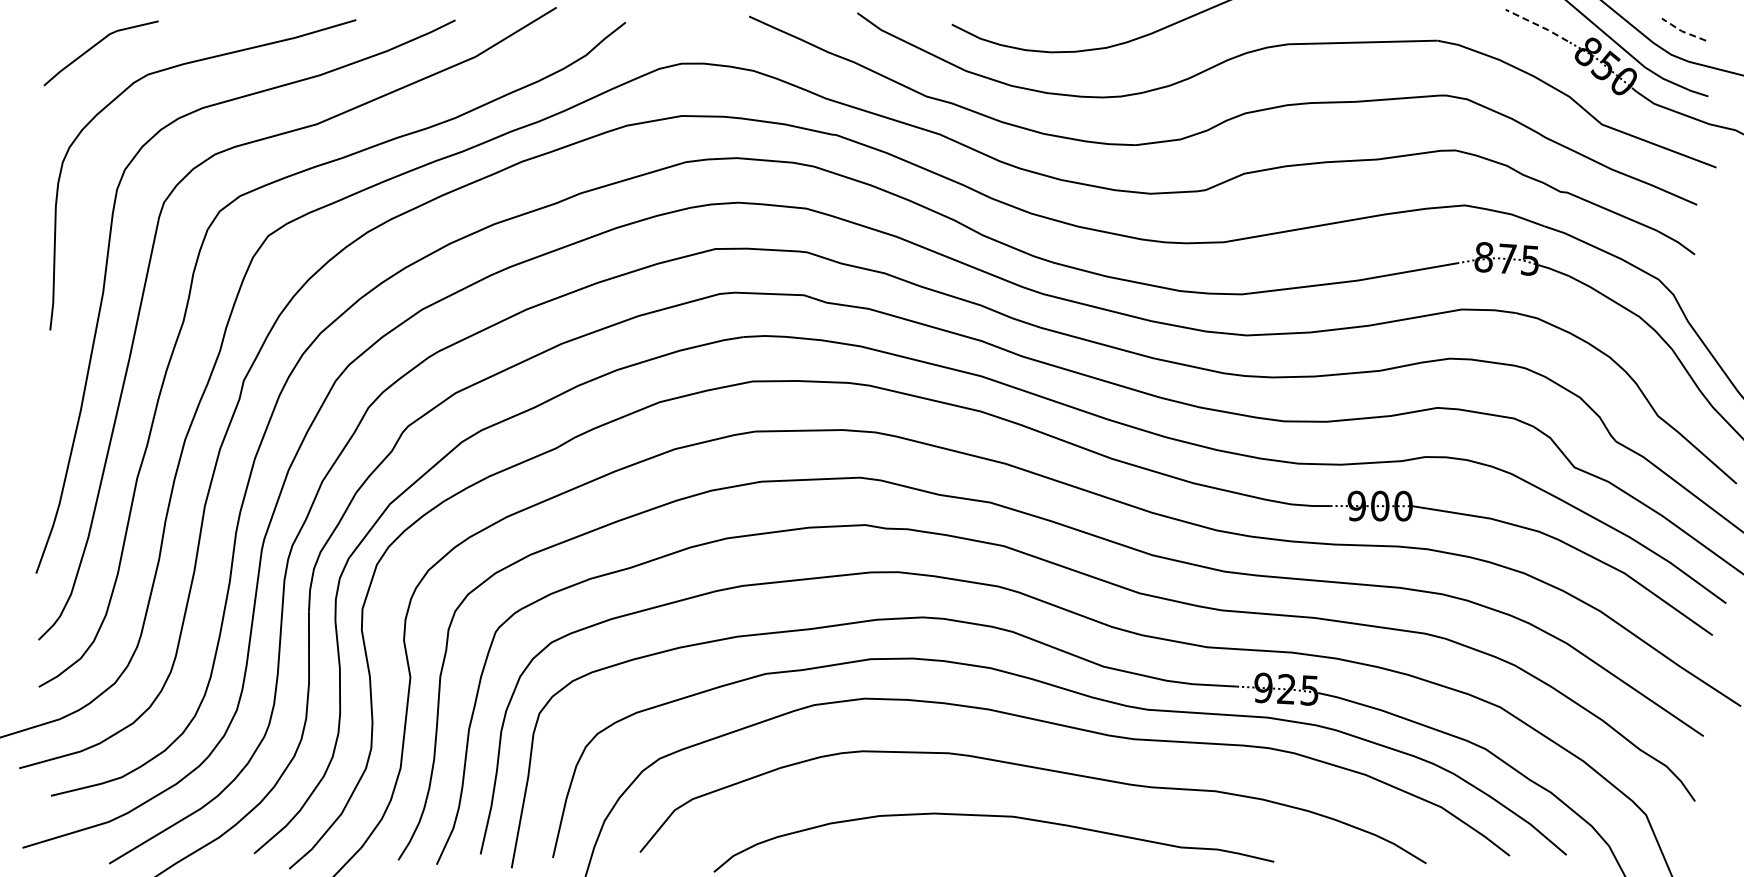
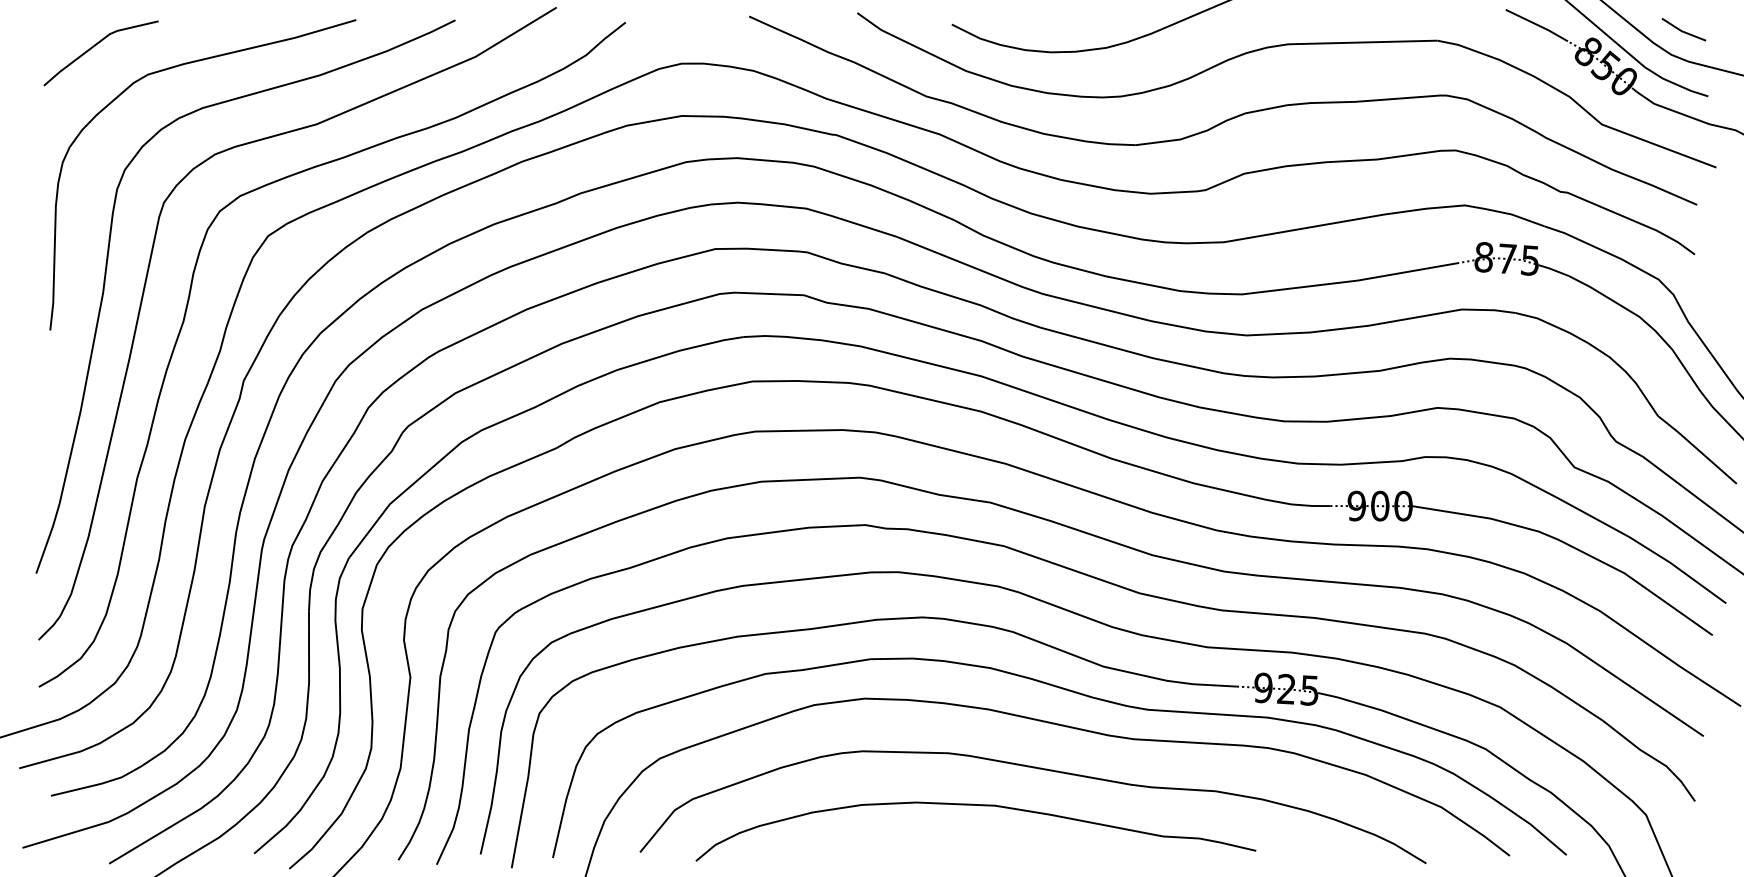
line: dashed -> solid (1537, 25)
line: dashed -> solid (1682, 31)
curve position: (999, 817) -> (981, 806) (981, 806)
